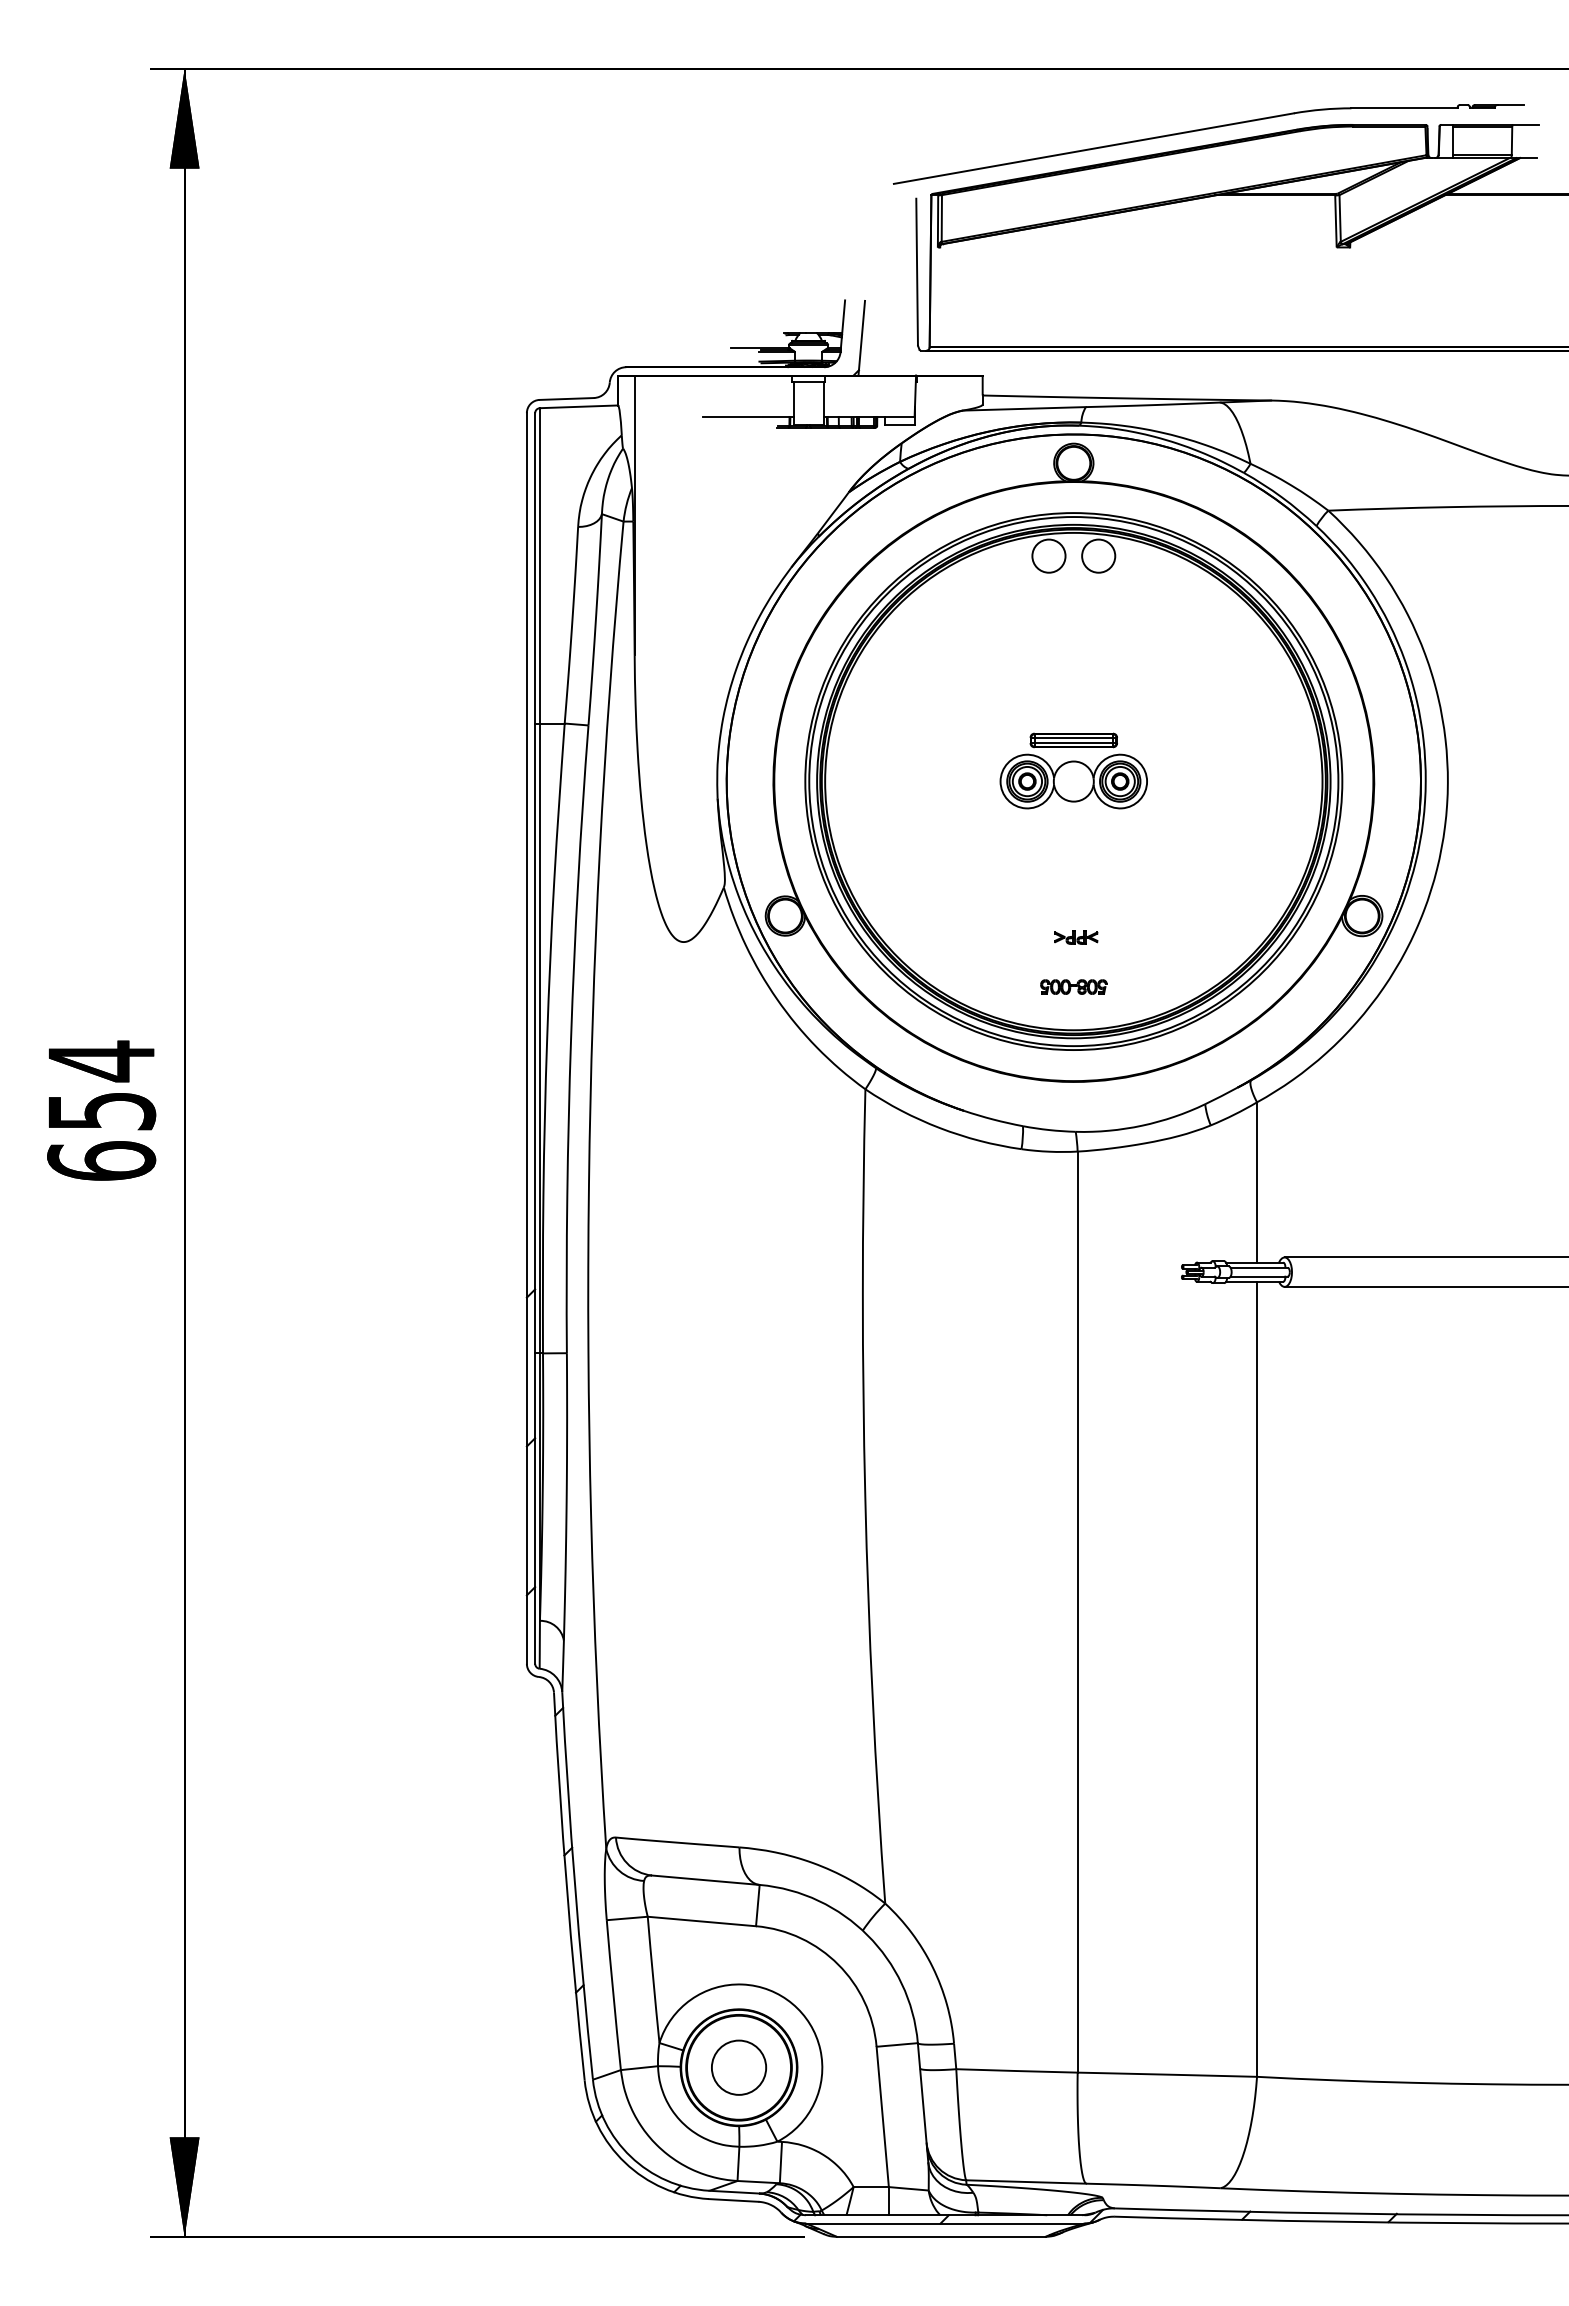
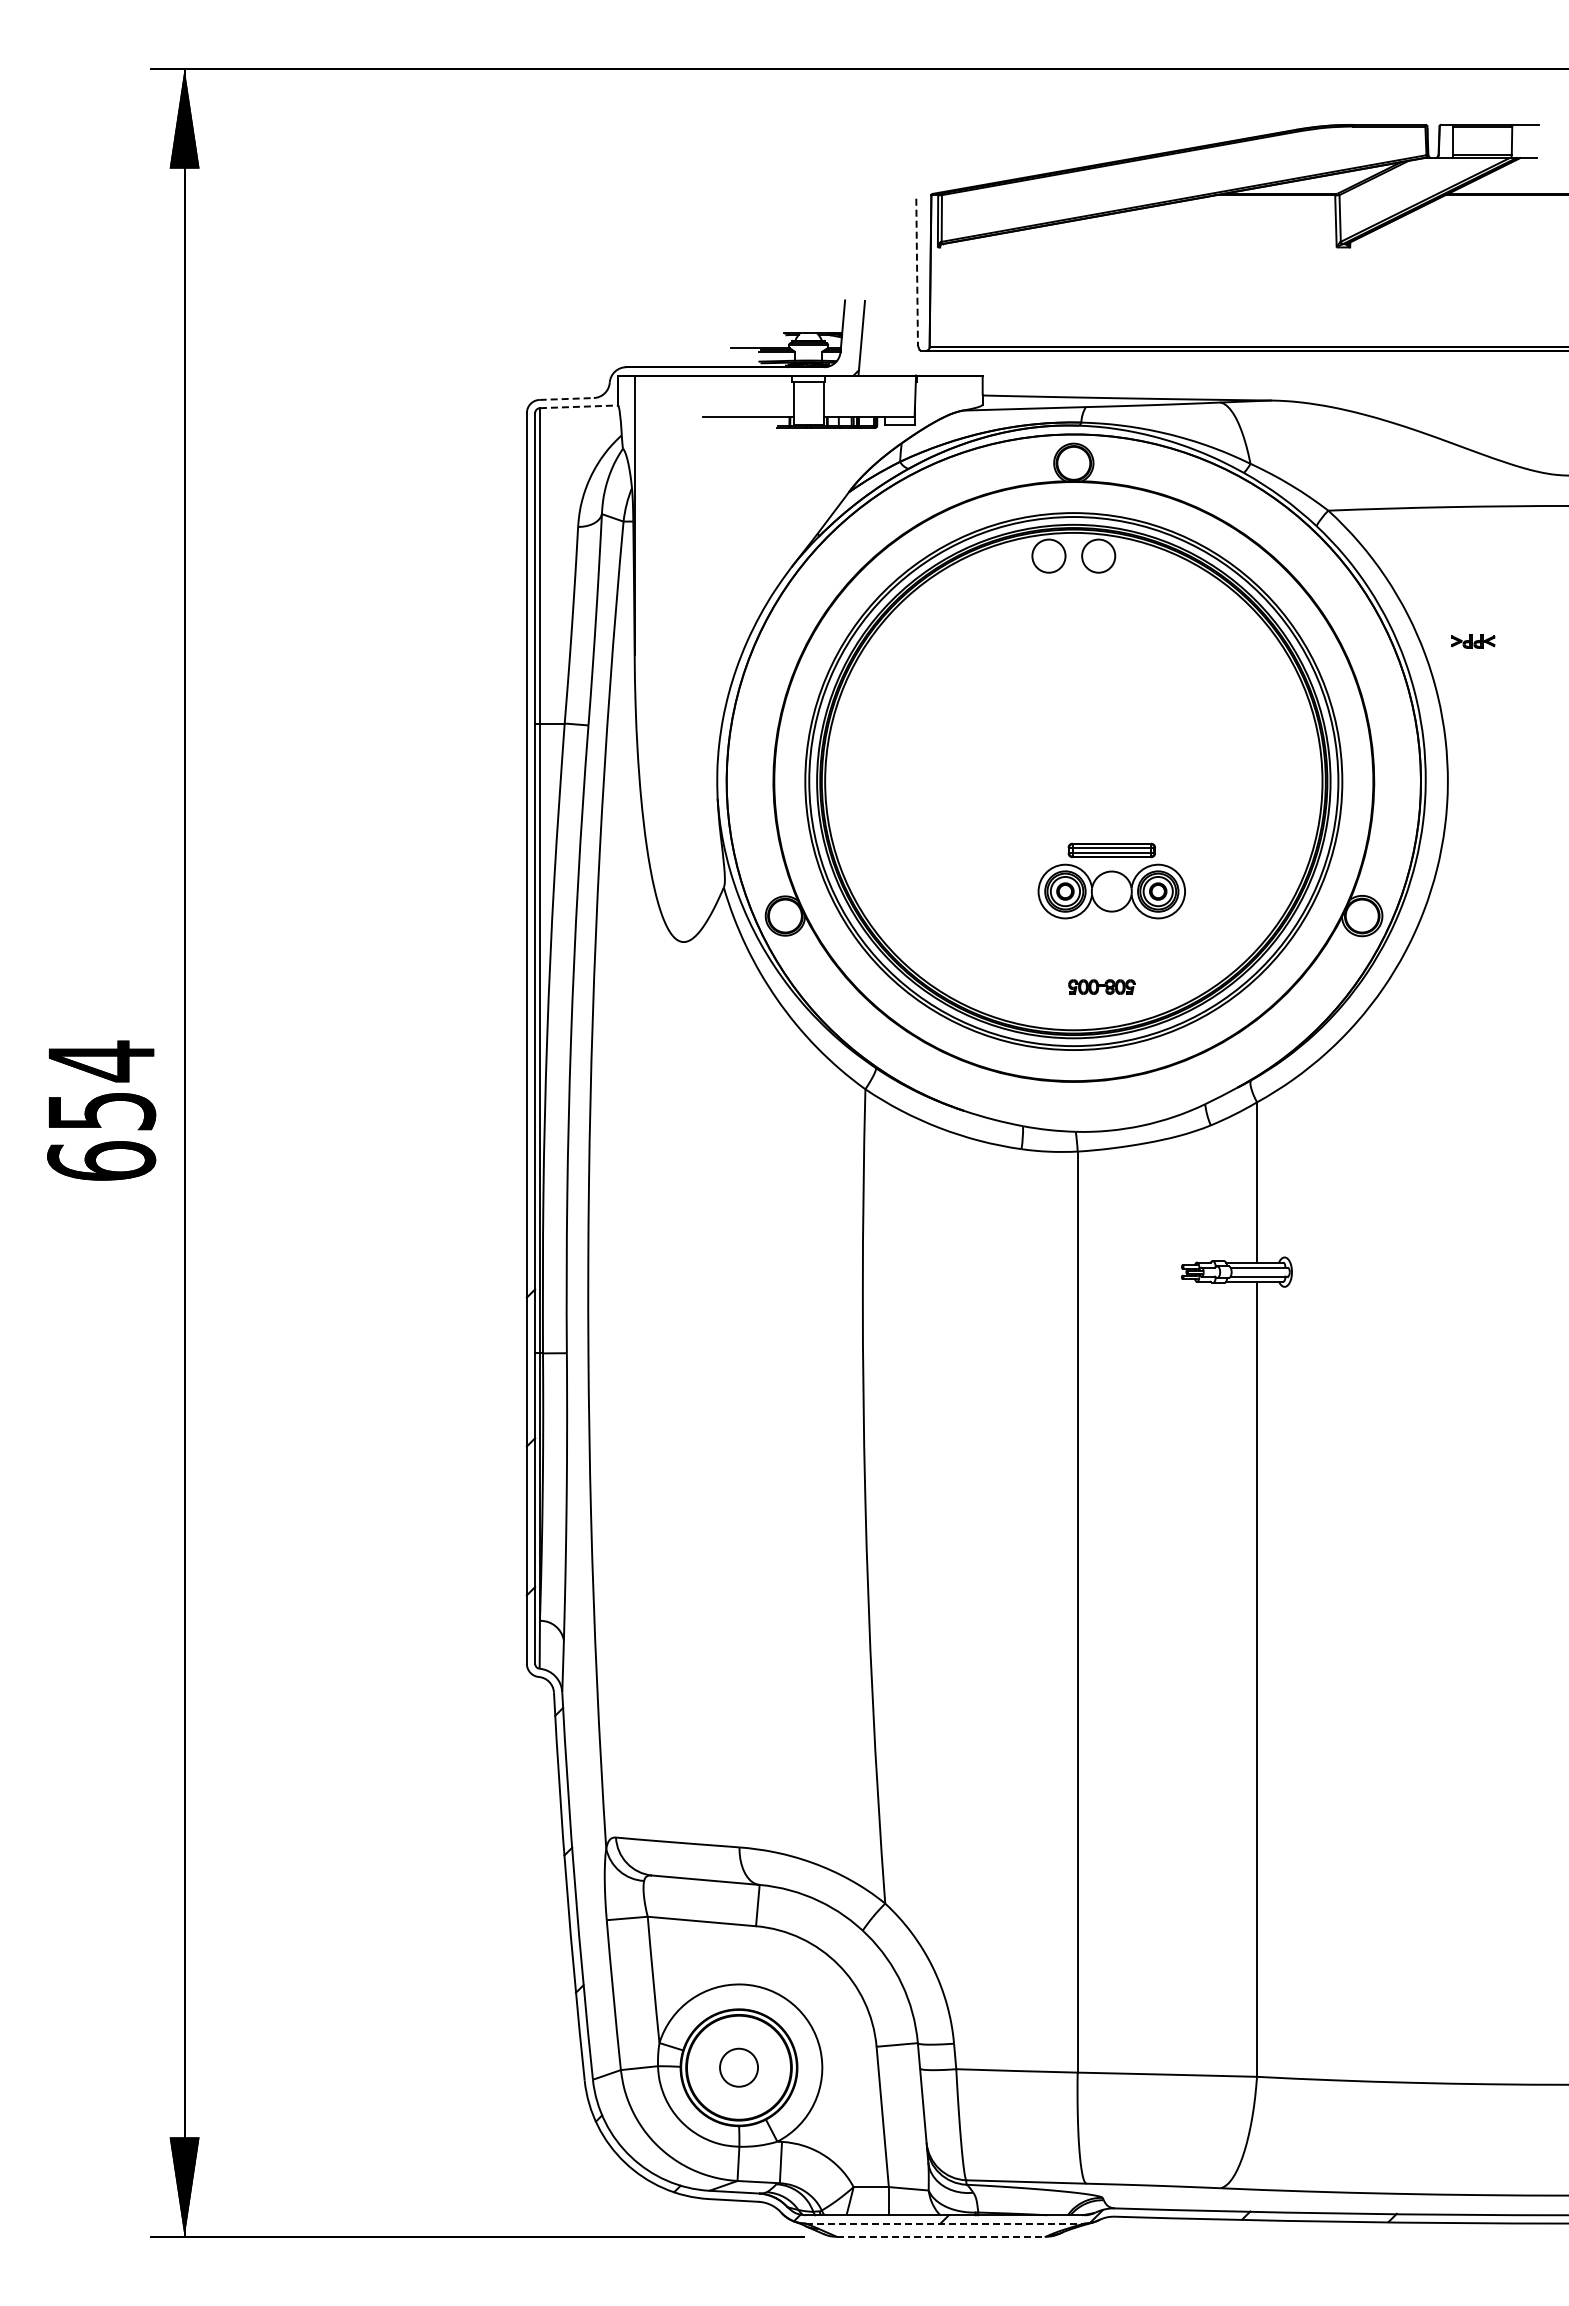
part: present -> none (1203, 130)
line: solid -> dashed (917, 272)
line: solid -> dashed (567, 398)
line: solid -> dashed (579, 406)
part position: (1073, 770) -> (1111, 880) (1111, 880)
part position: (1076, 937) -> (1473, 641) (1473, 641)
part position: (1073, 986) -> (1101, 986) (1101, 986)
line: present -> none (1424, 1257)
line: present -> none (1424, 1286)
circle diameter: 54 px -> 38 px (739, 2067)
line: solid -> dashed (945, 2223)
line: solid -> dashed (941, 2236)
